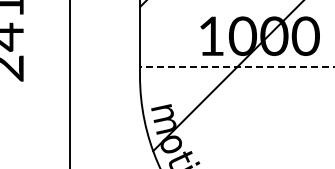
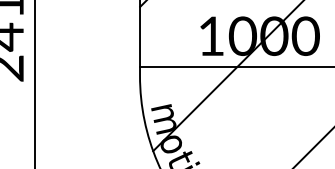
line: dashed -> solid (236, 67)
line position: (69, 83) -> (34, 83) (34, 83)
line: none -> present (313, 147)
